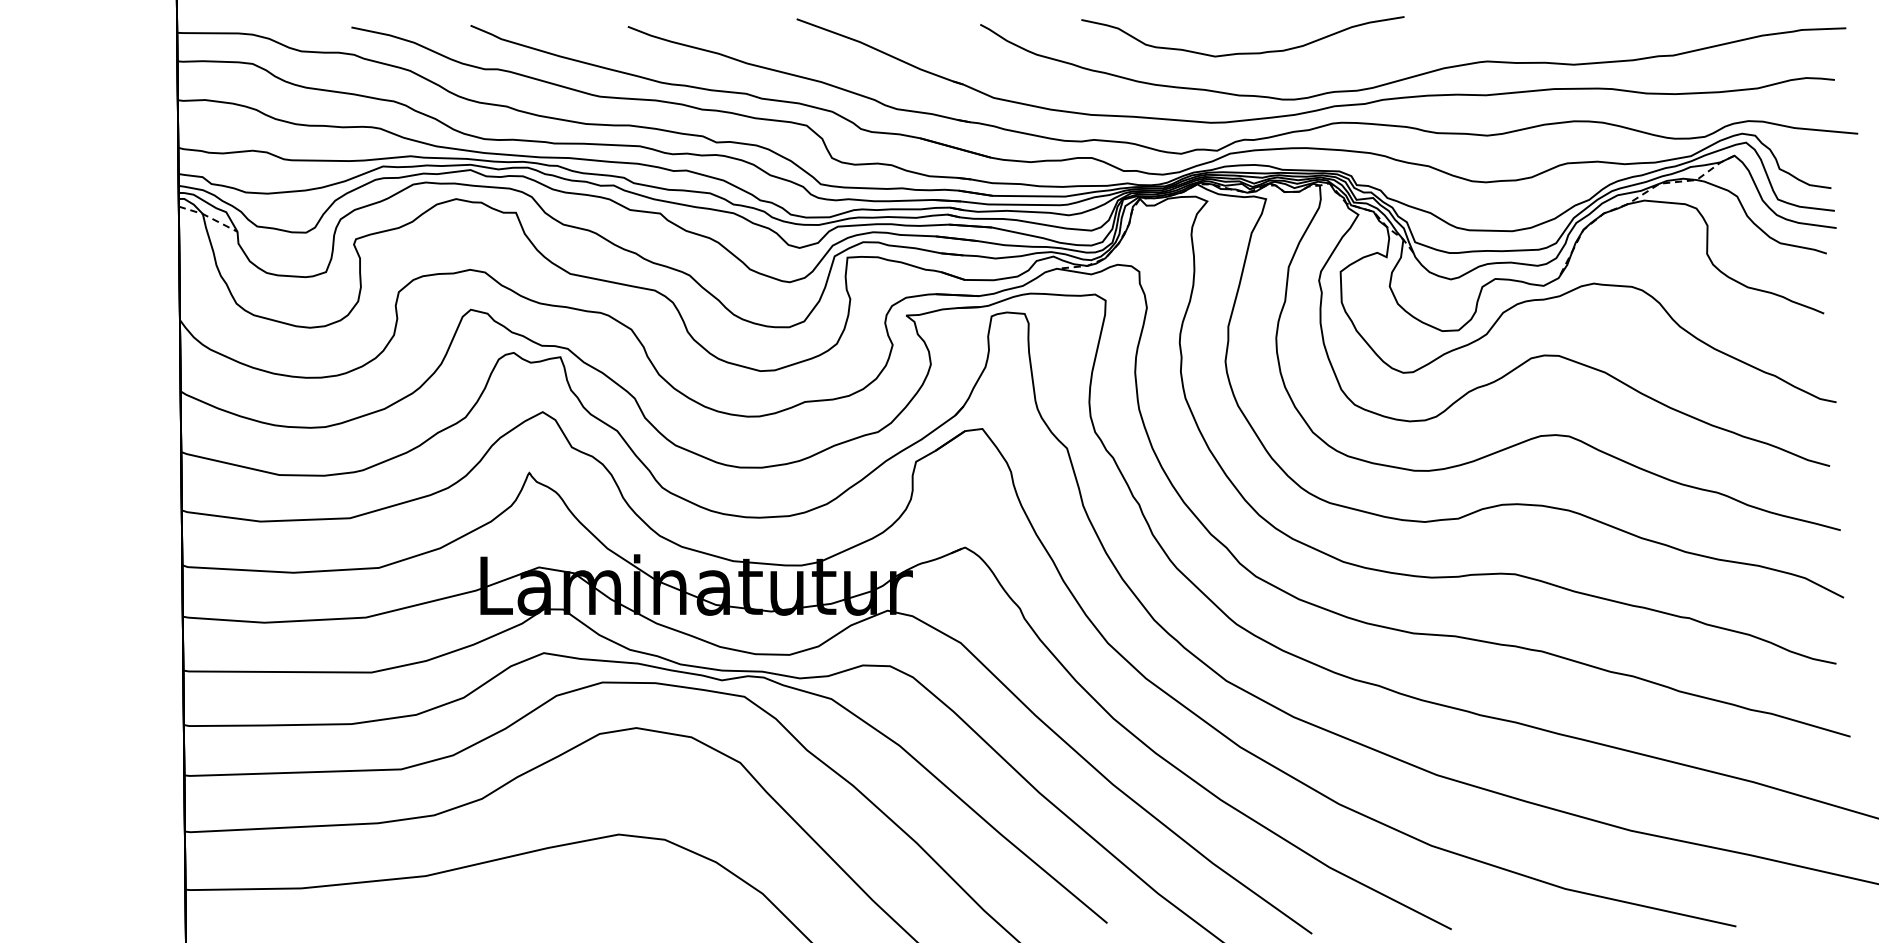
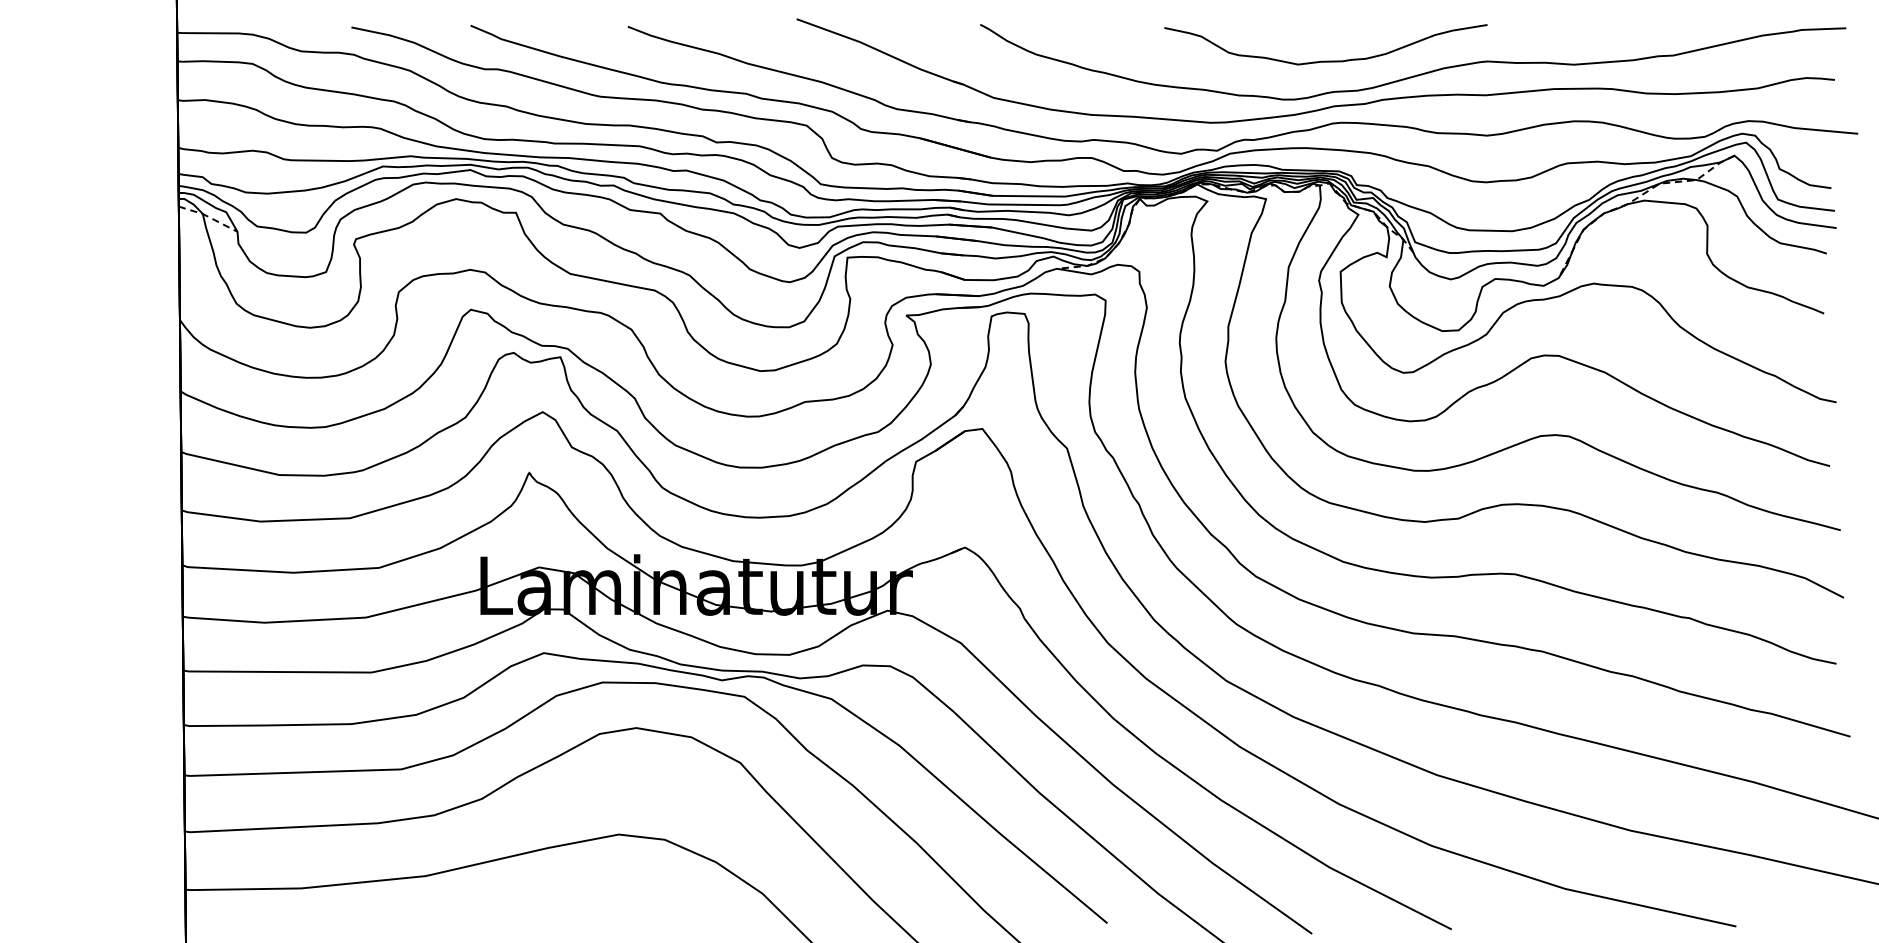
curve position: (1242, 52) -> (1325, 60) (1325, 60)
